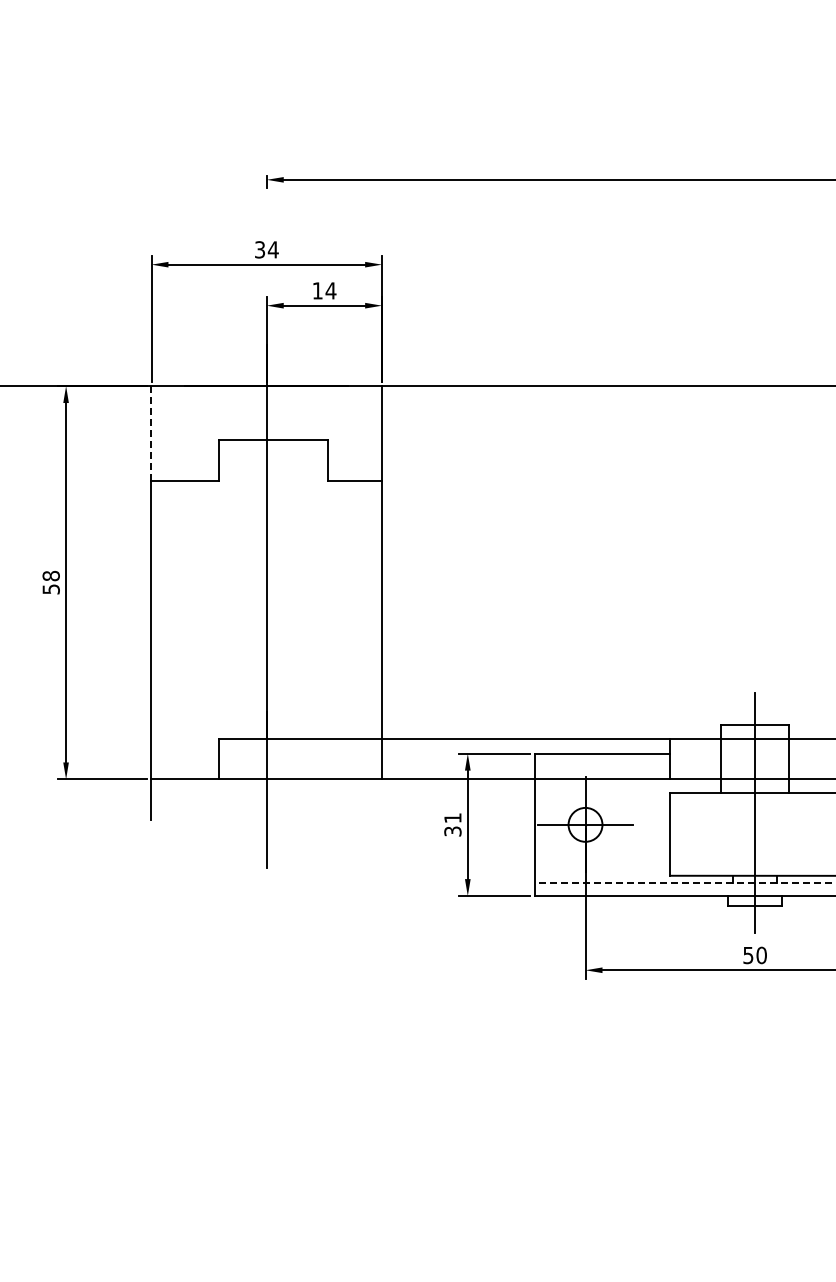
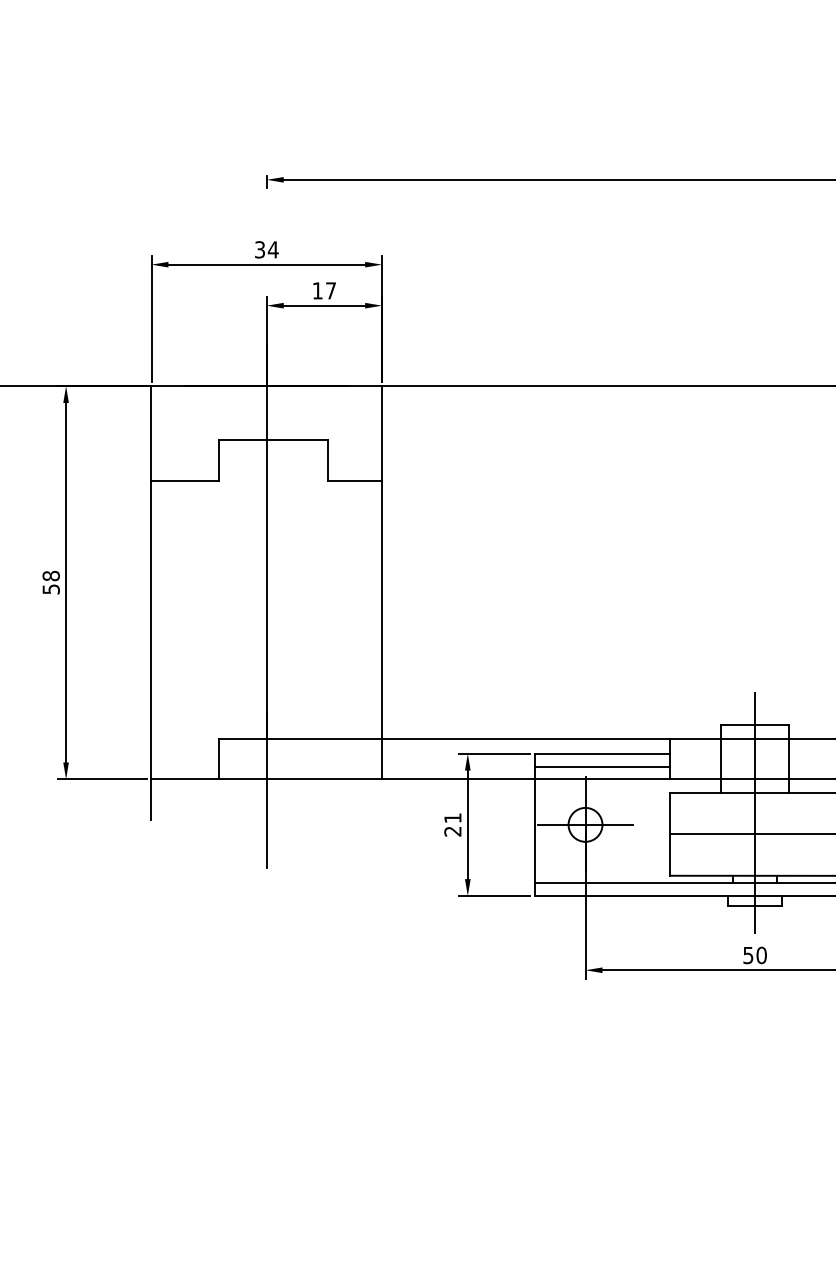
text: 14 -> 17 (330, 290)
line: dashed -> solid (151, 434)
line: none -> present (602, 767)
text: 31 -> 21 (452, 831)
line: none -> present (751, 833)
line: dashed -> solid (684, 882)
